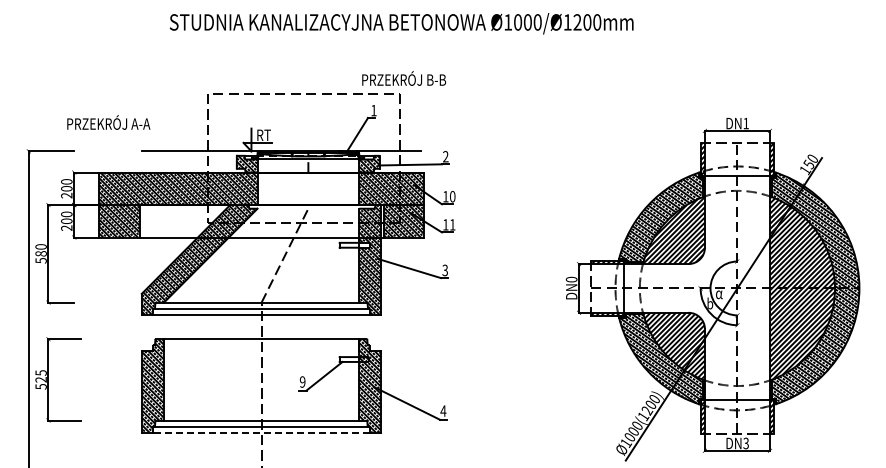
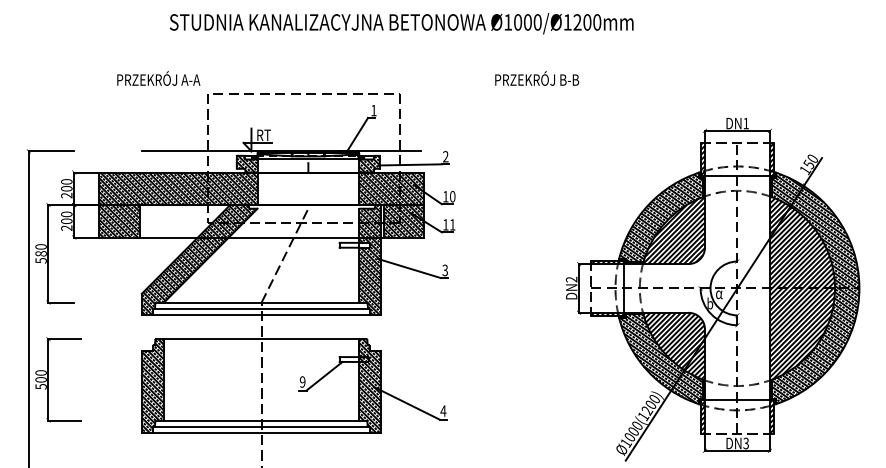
text position: (404, 78) -> (537, 78) (537, 78)
text position: (108, 122) -> (158, 78) (158, 78)
text: DN0 -> DN2 (571, 279)
text: 525 -> 500 (40, 376)
line: dashed -> solid (260, 432)
